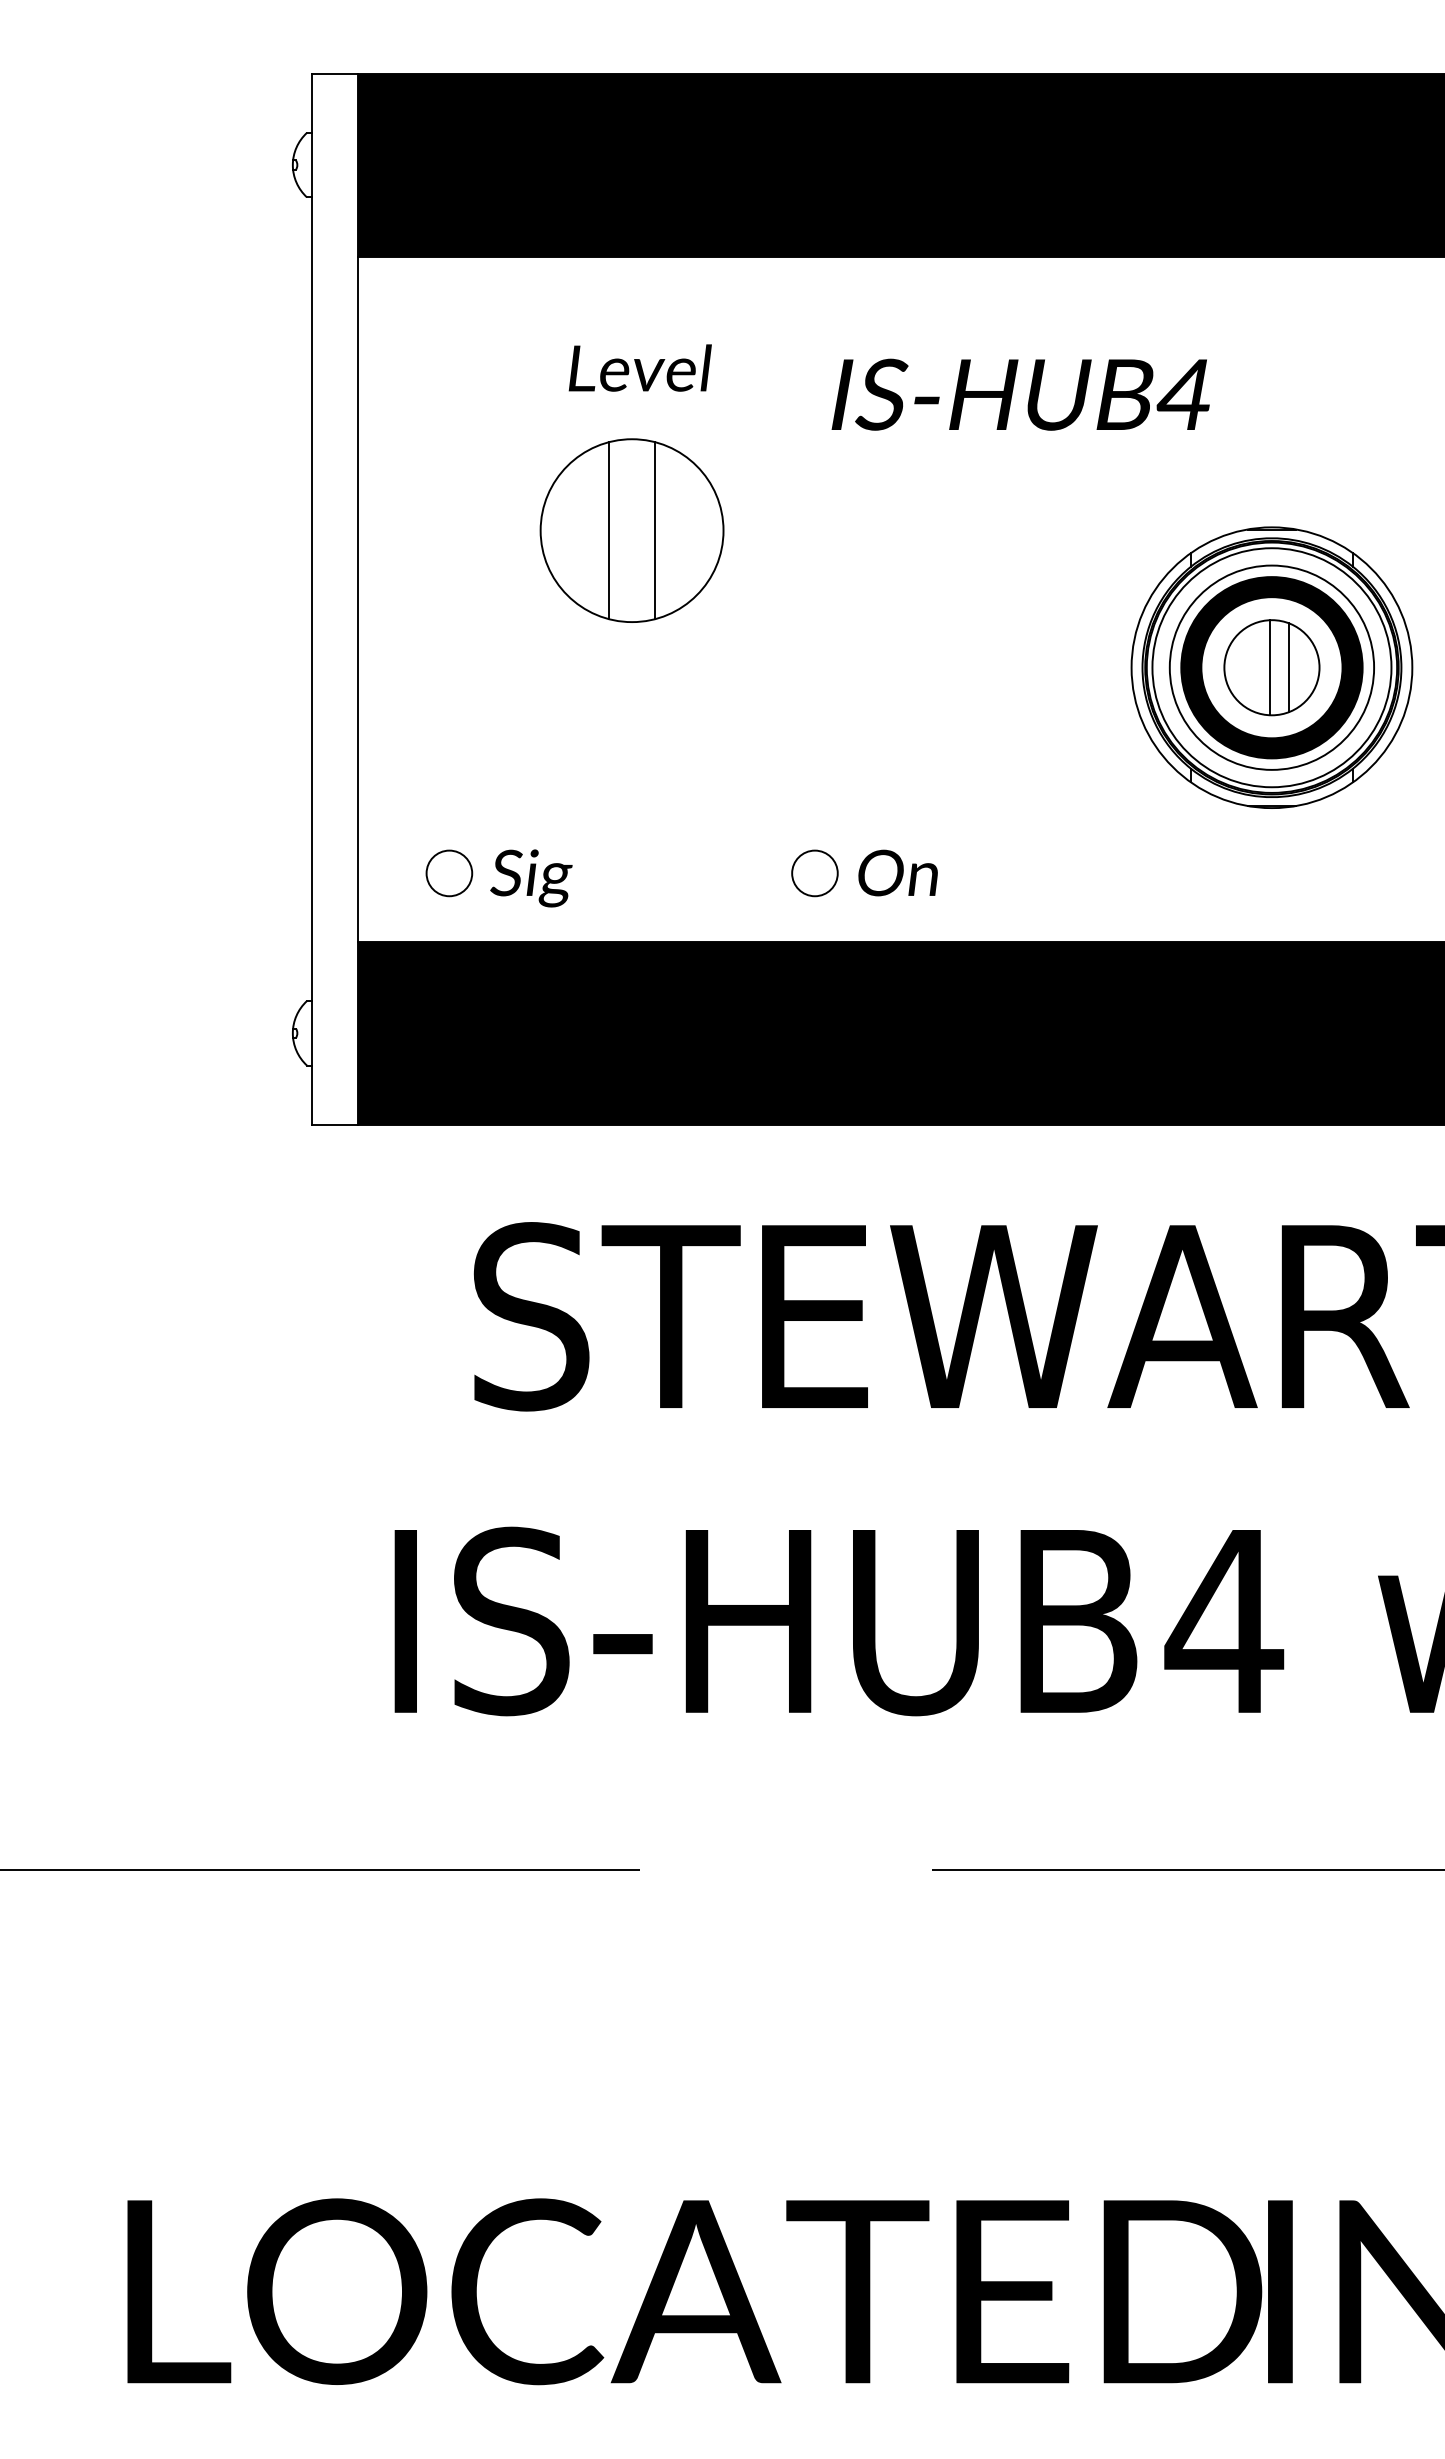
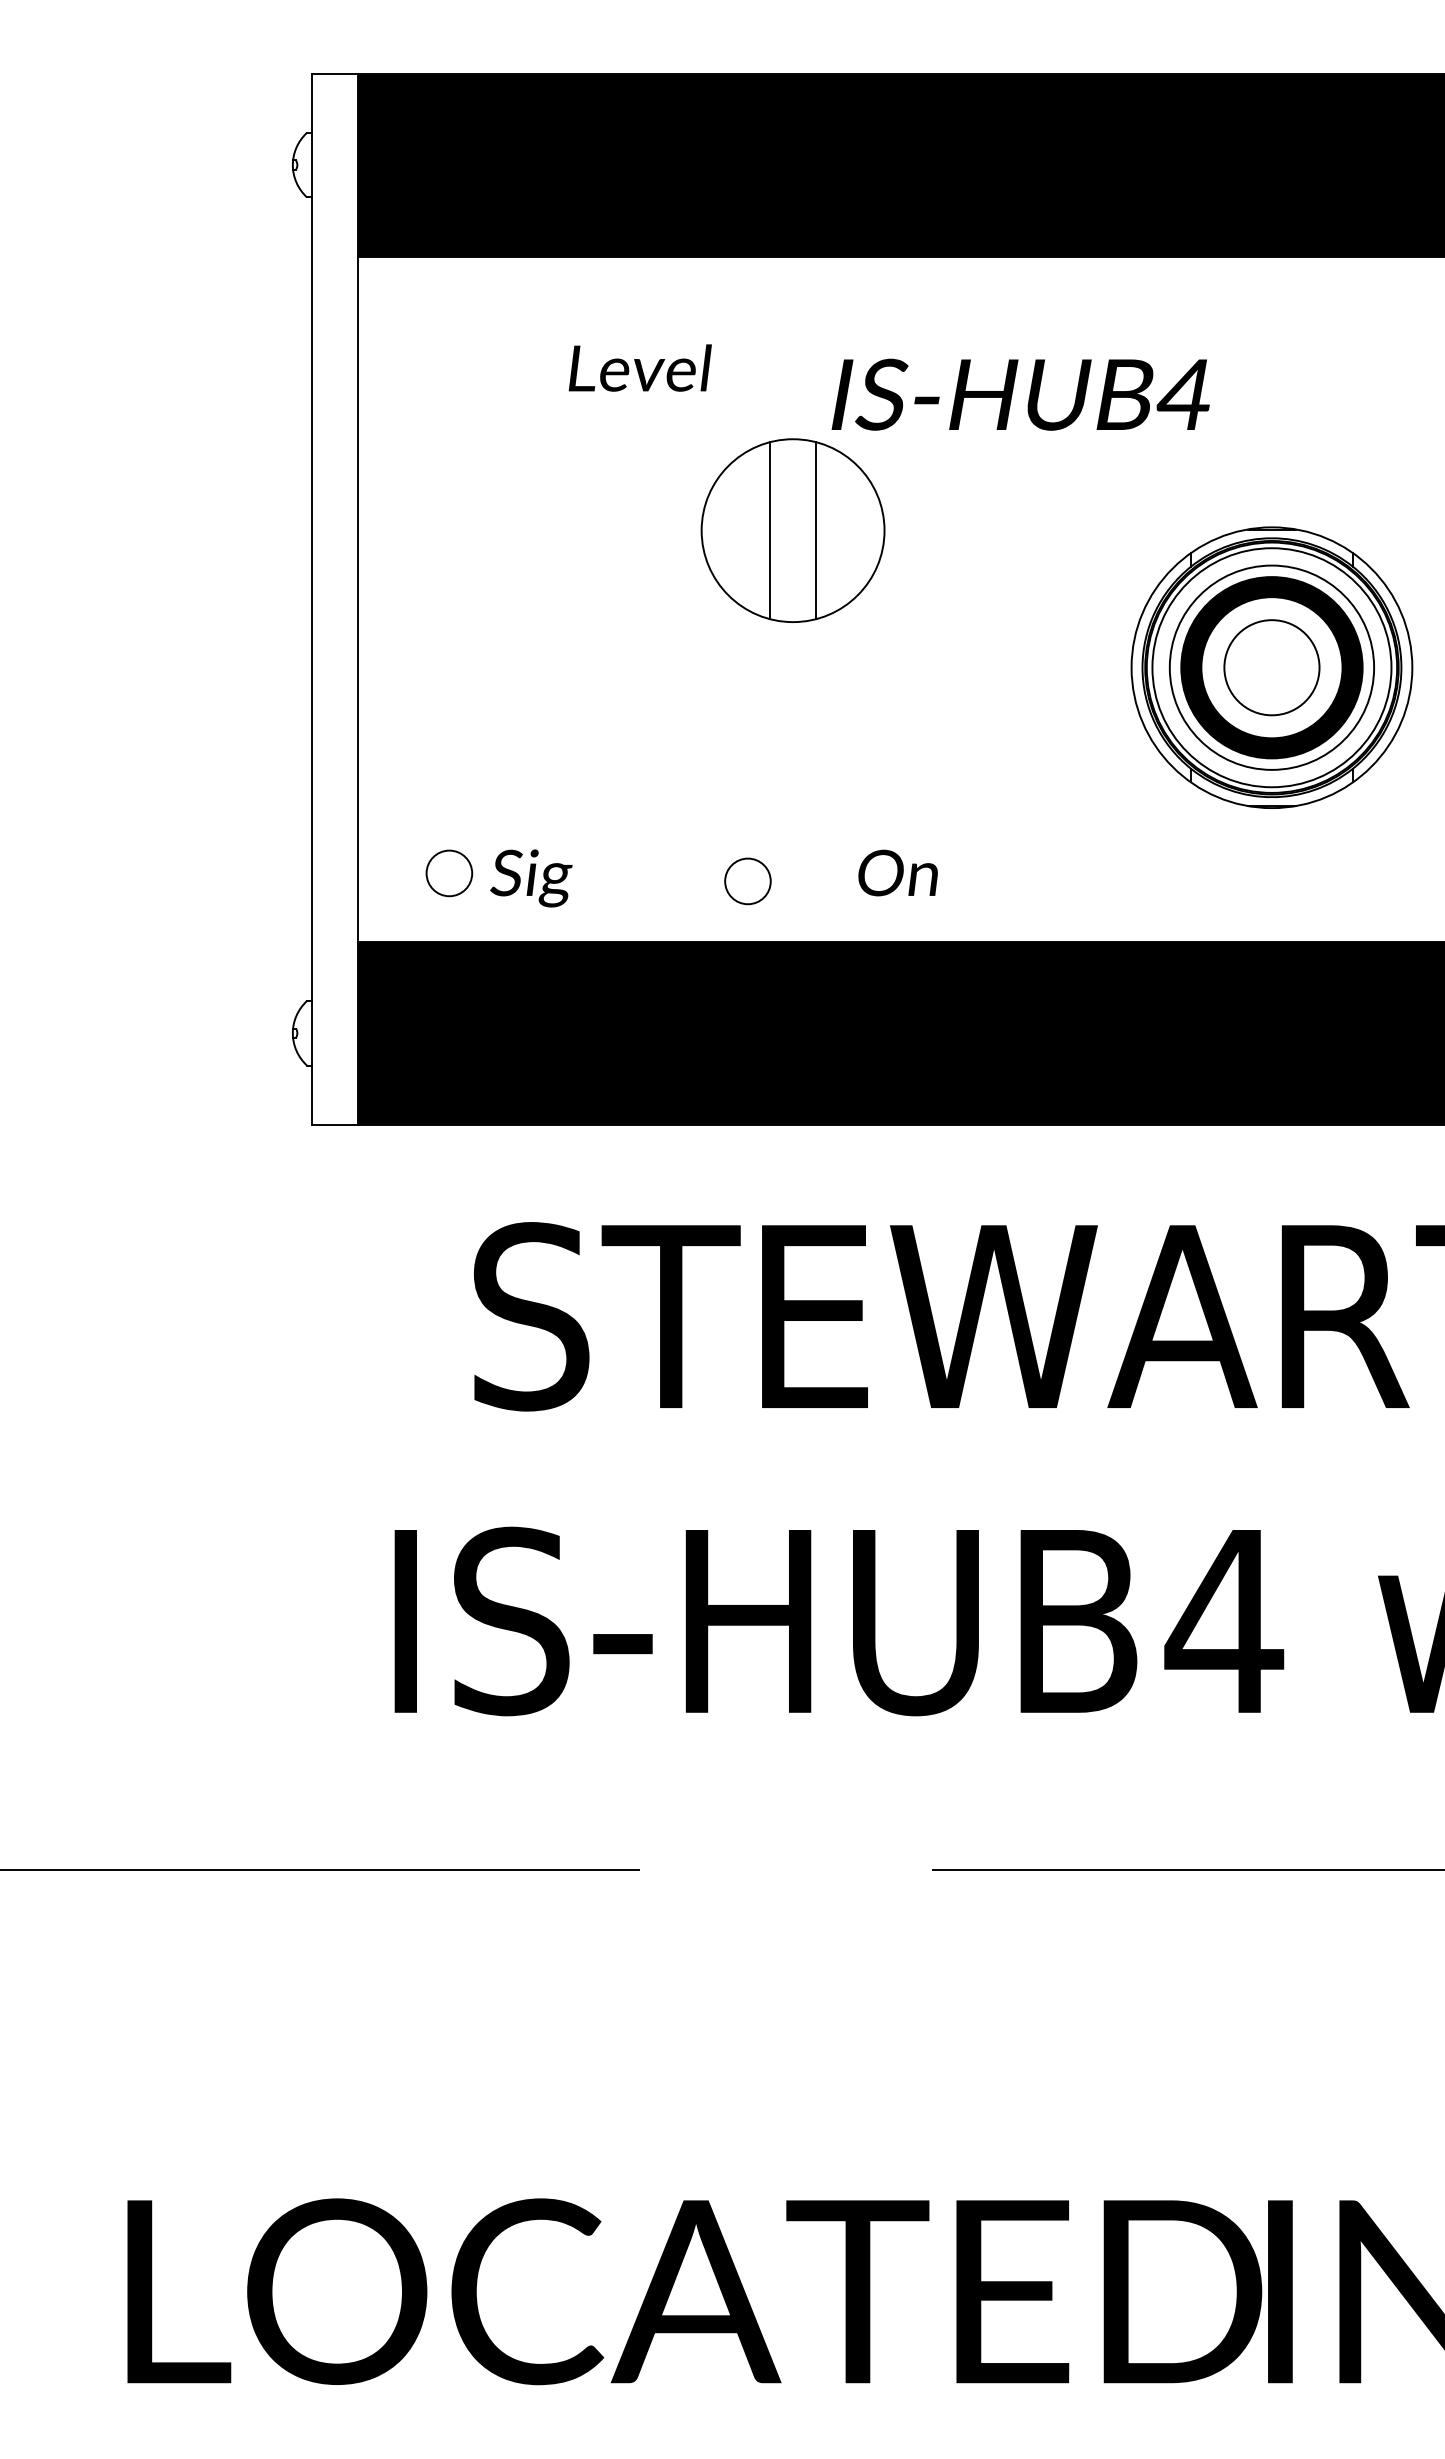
part position: (631, 530) -> (792, 530) (792, 530)
line: present -> none (1270, 667)
line: present -> none (1288, 667)
circle position: (814, 873) -> (747, 881) (747, 881)
